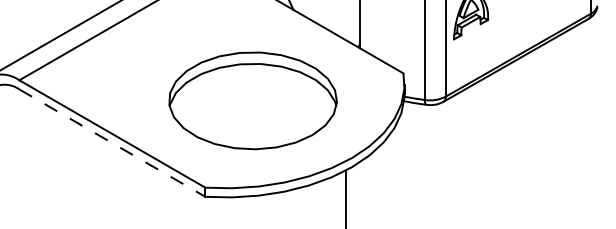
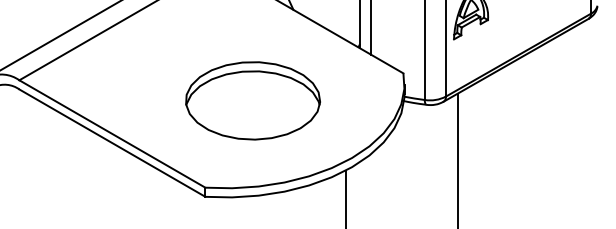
line: none -> present (371, 28)
part size: 170x100 px -> 136x80 px (252, 100)
line: dashed -> solid (112, 143)
line: none -> present (457, 159)
